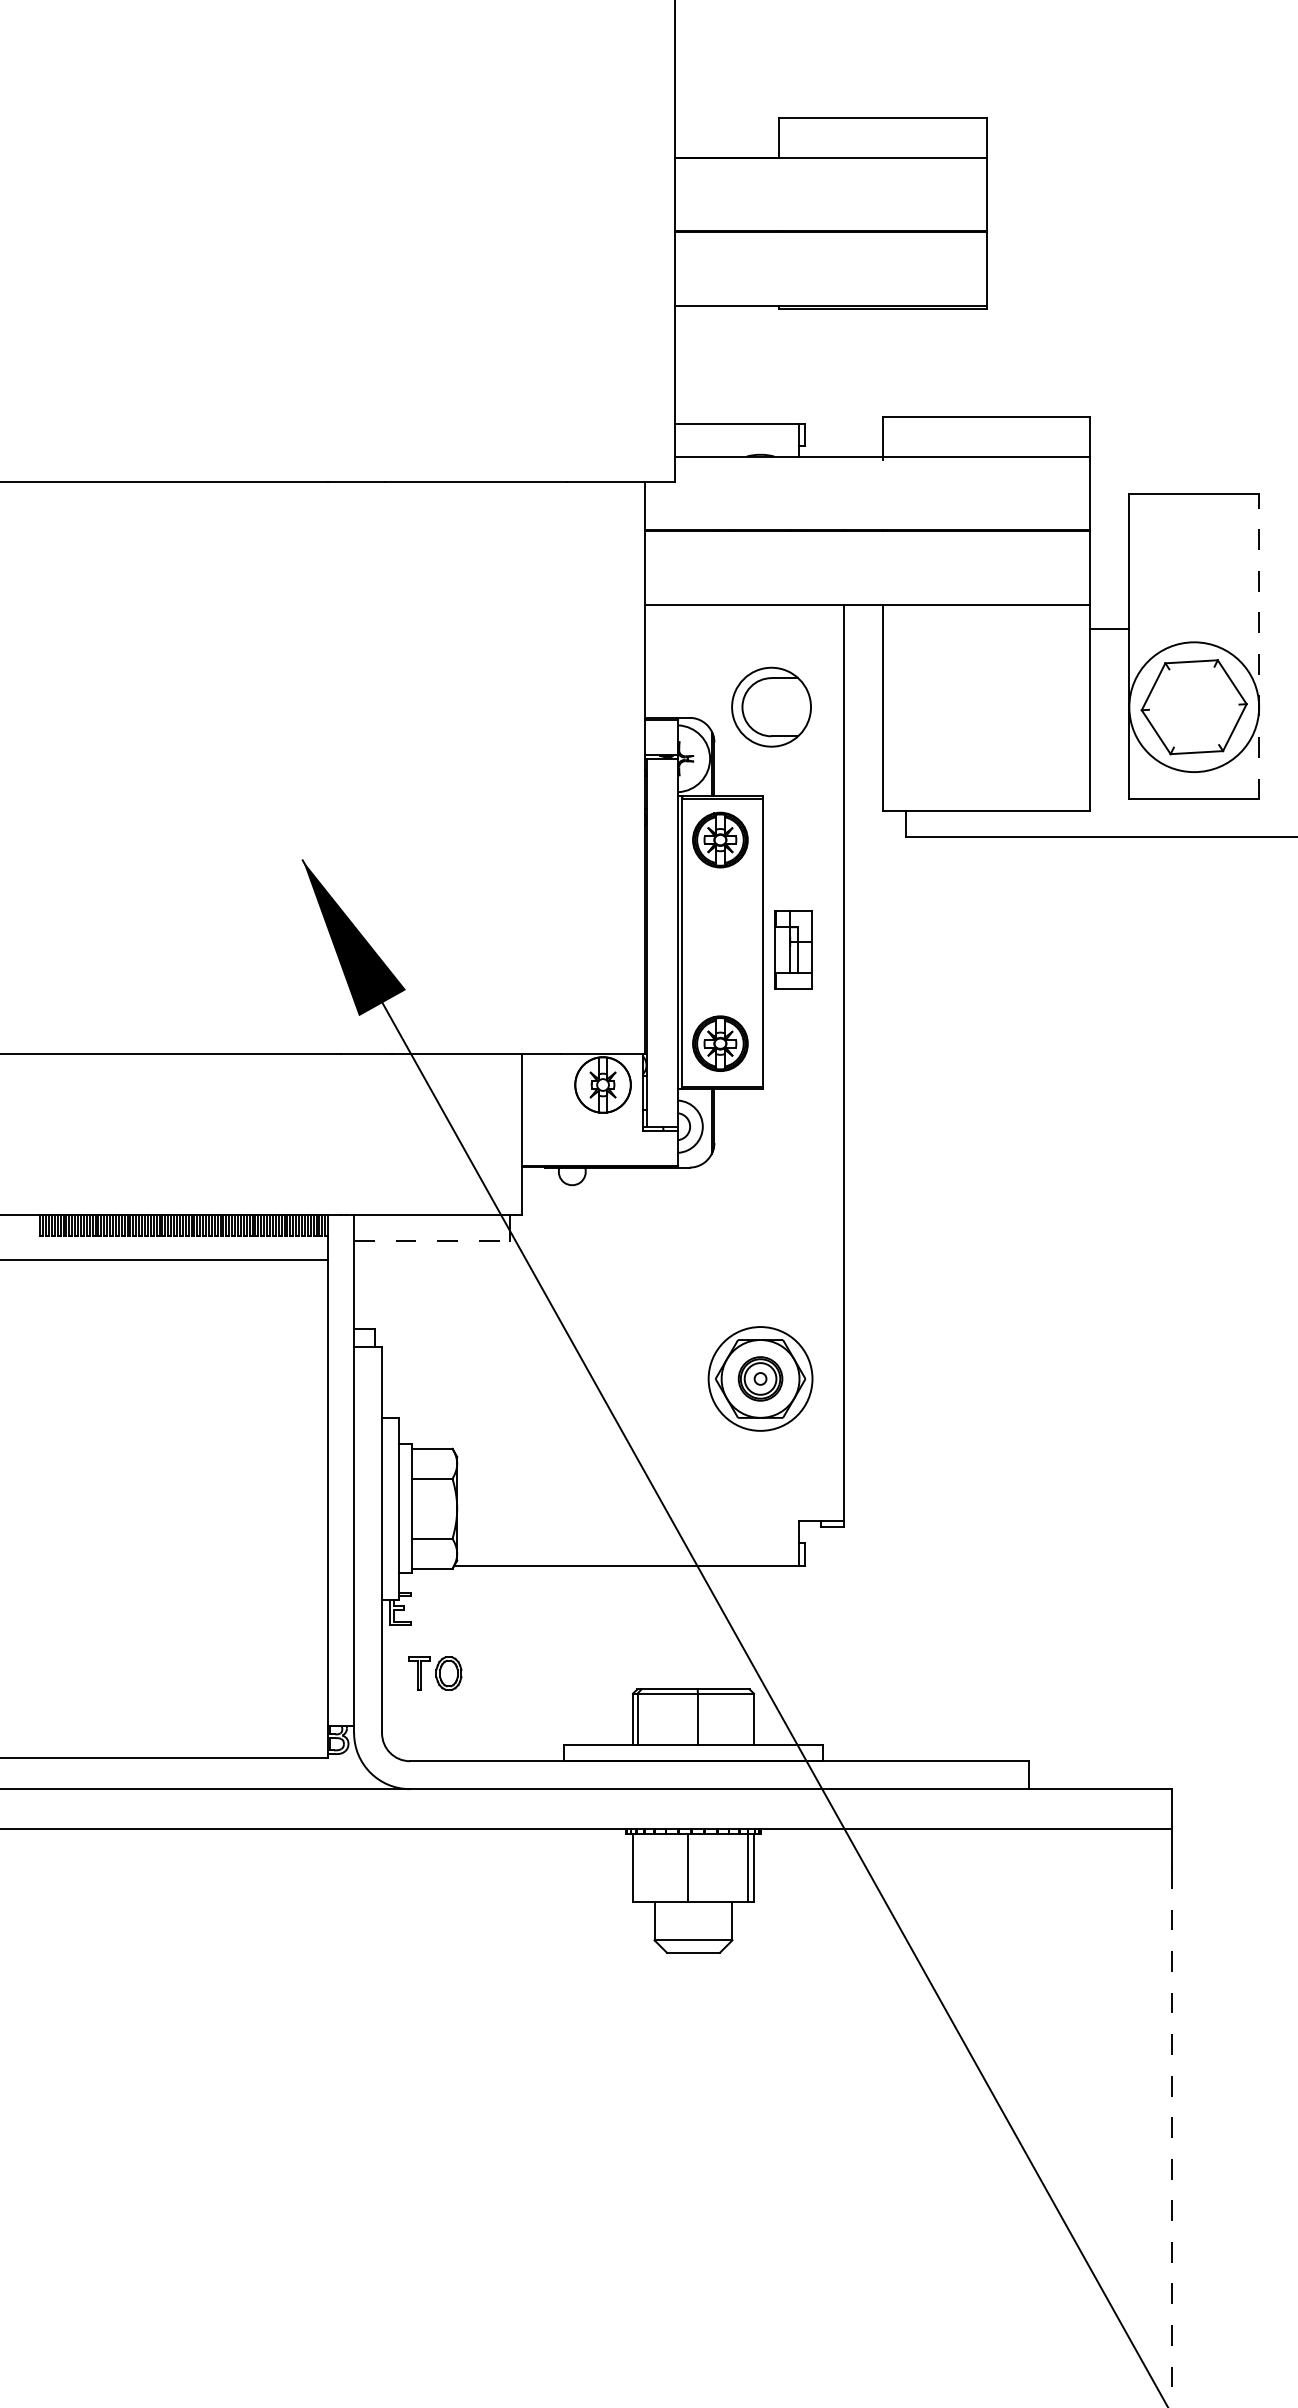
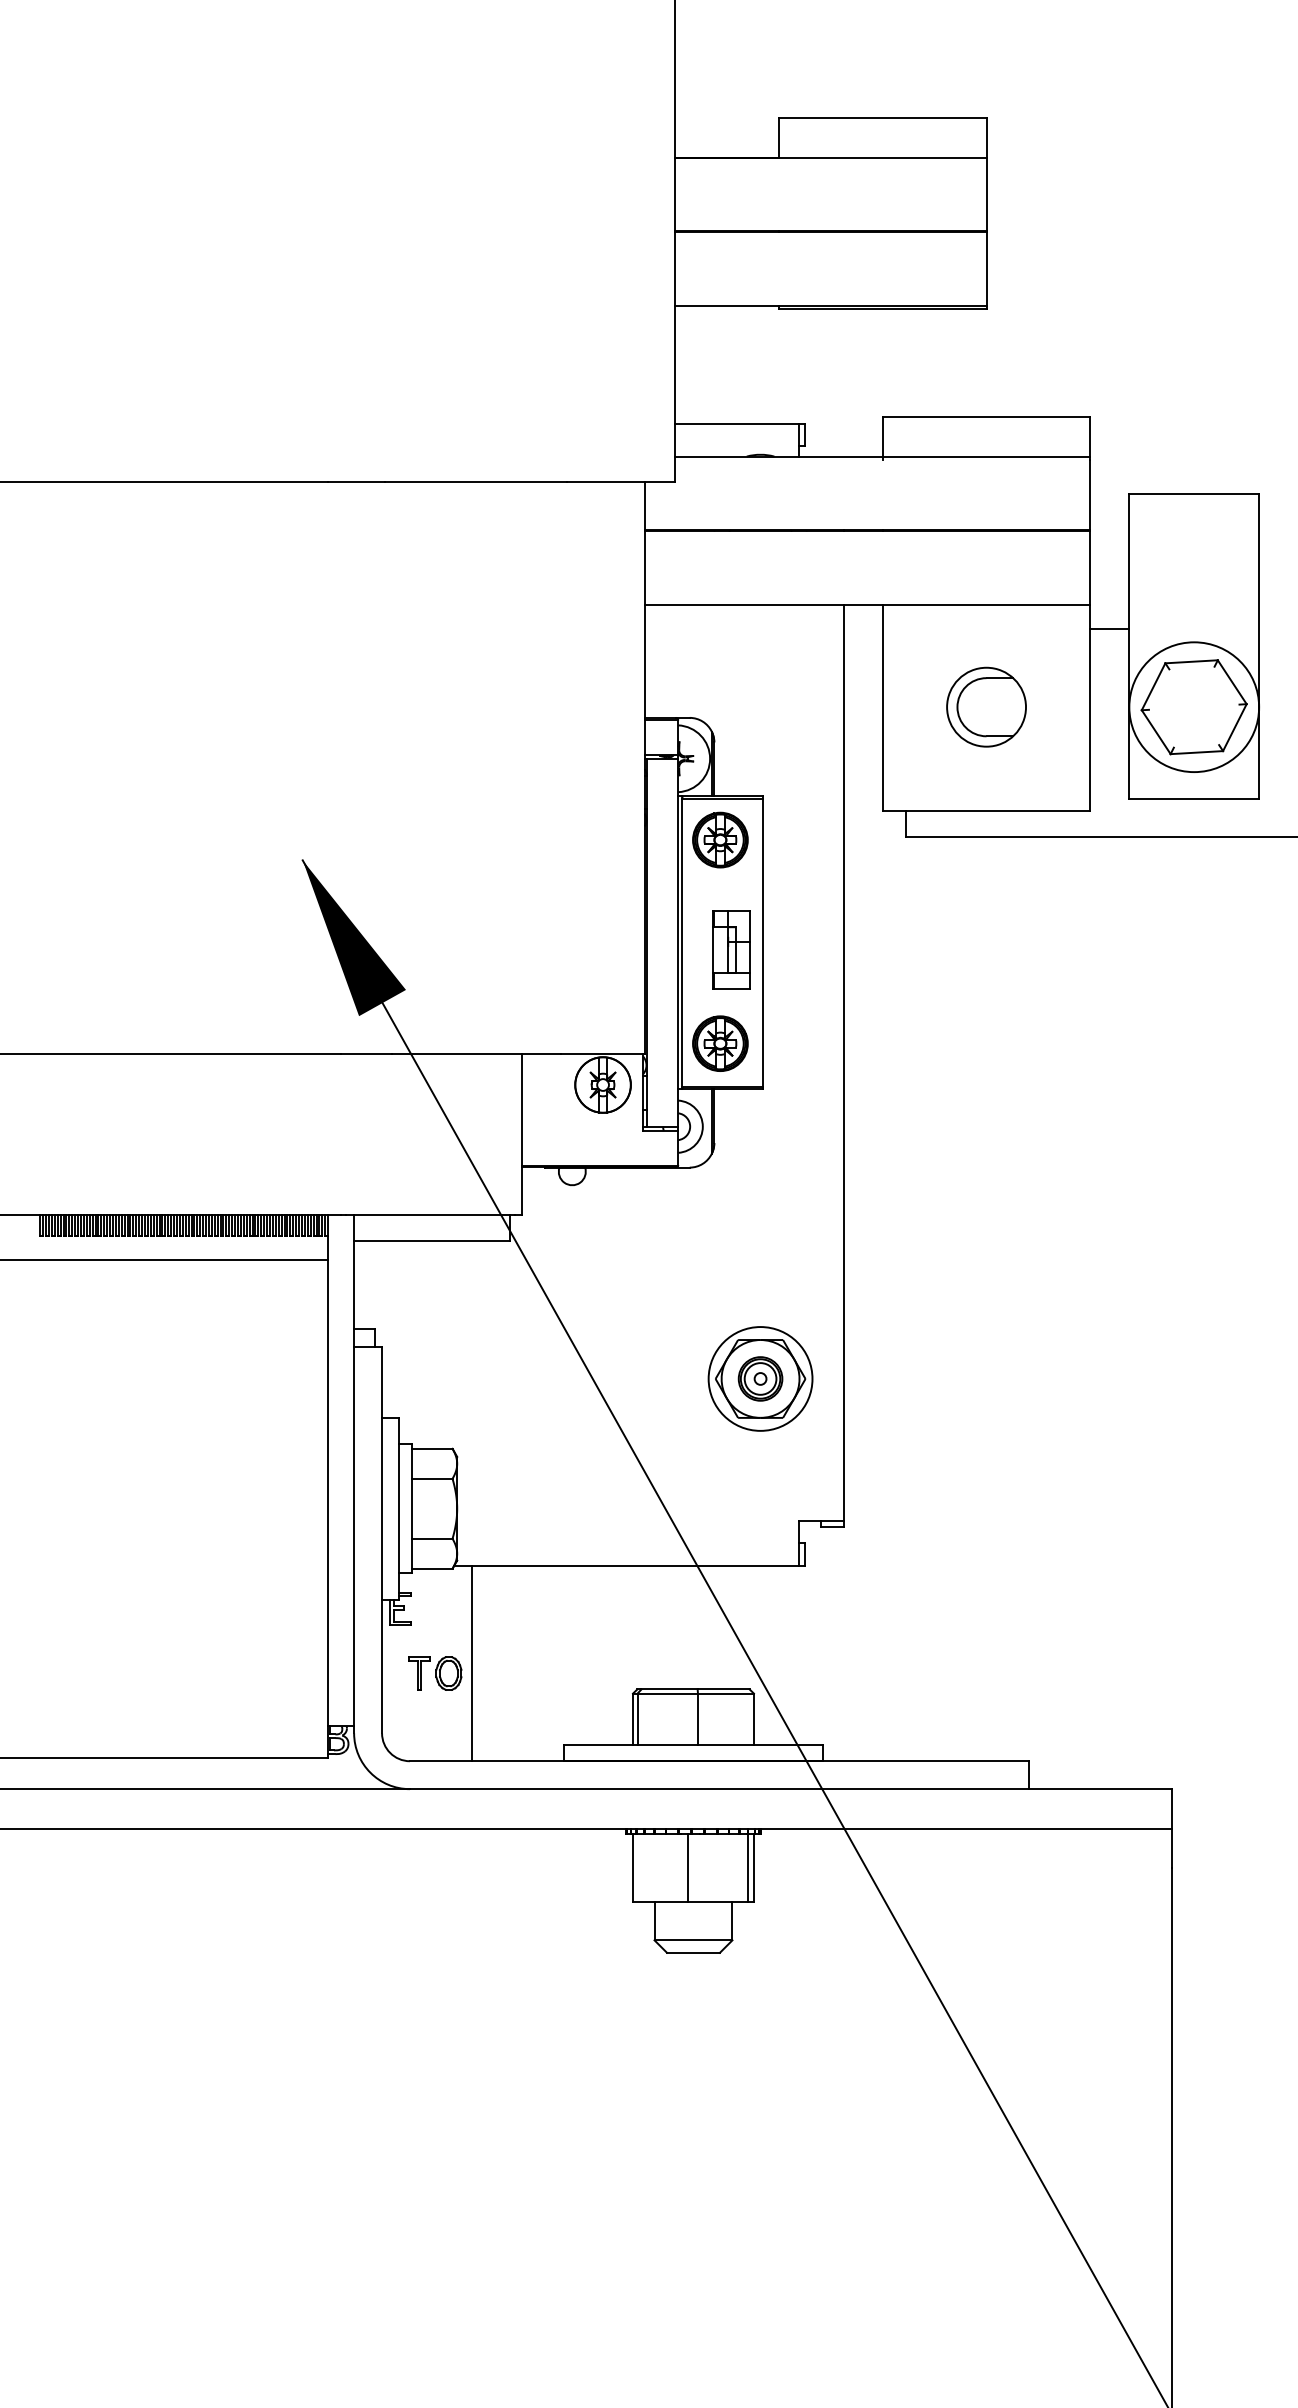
line: dashed -> solid (1259, 646)
part position: (771, 706) -> (986, 706) (986, 706)
part position: (793, 949) -> (731, 949) (731, 949)
line: dashed -> solid (432, 1240)
line: none -> present (472, 1663)
line: dashed -> solid (1172, 2138)
